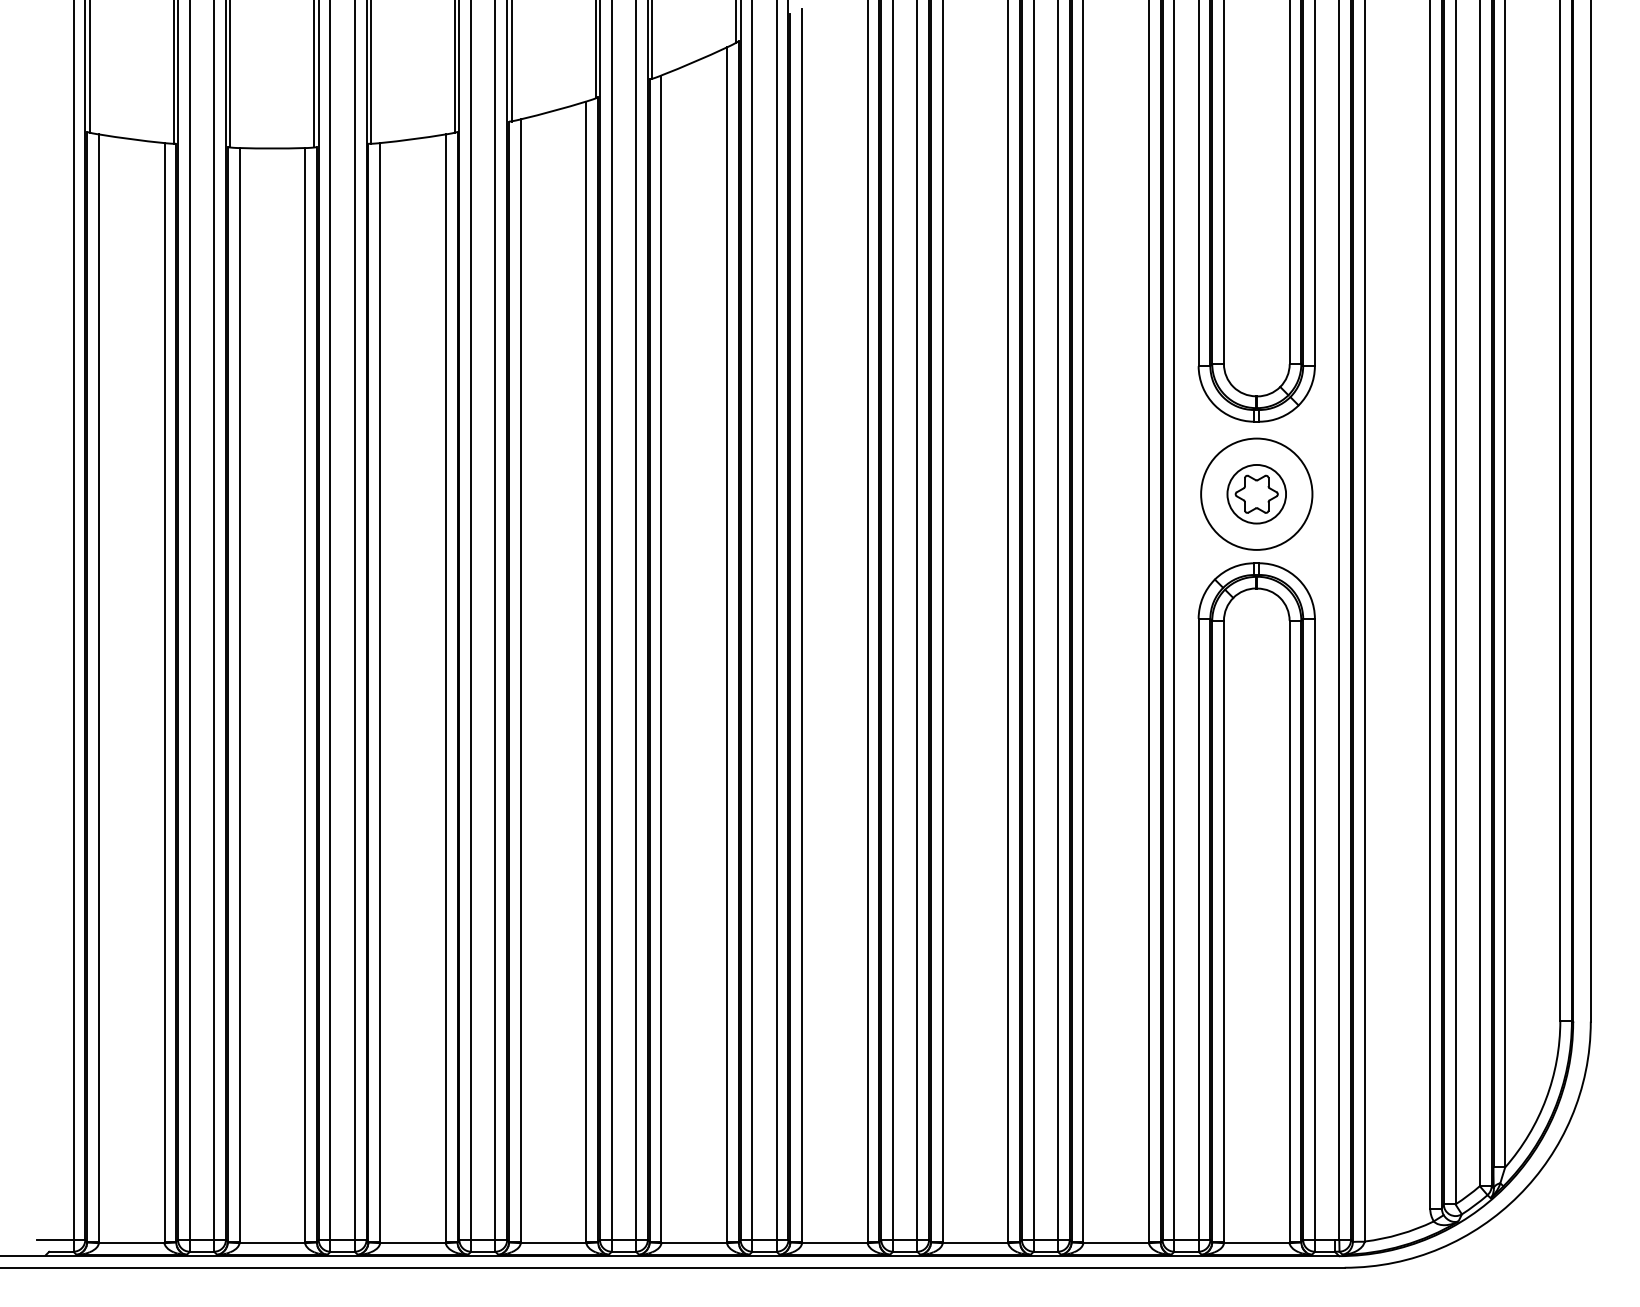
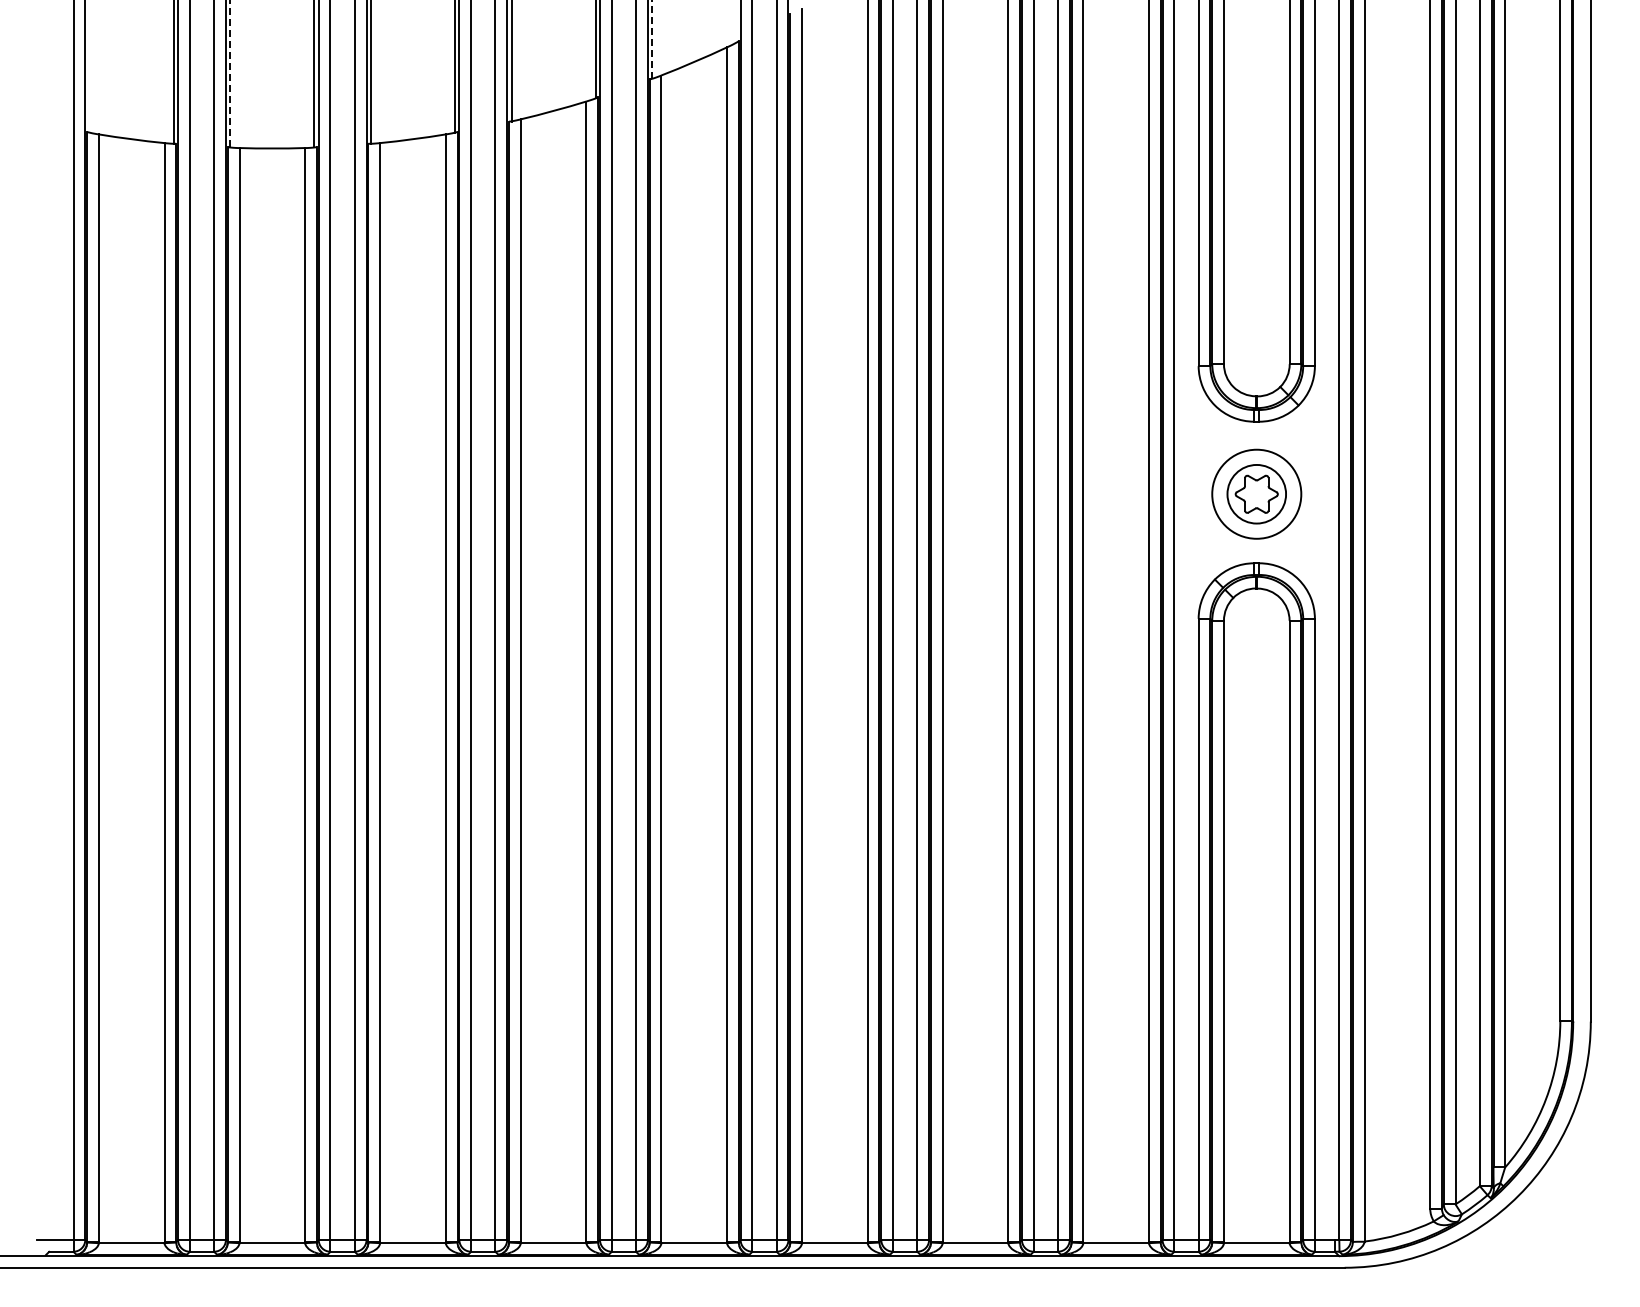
line: present -> none (736, 22)
line: solid -> dashed (652, 39)
line: present -> none (89, 67)
line: solid -> dashed (230, 73)
circle diameter: 111 px -> 89 px (1256, 493)
